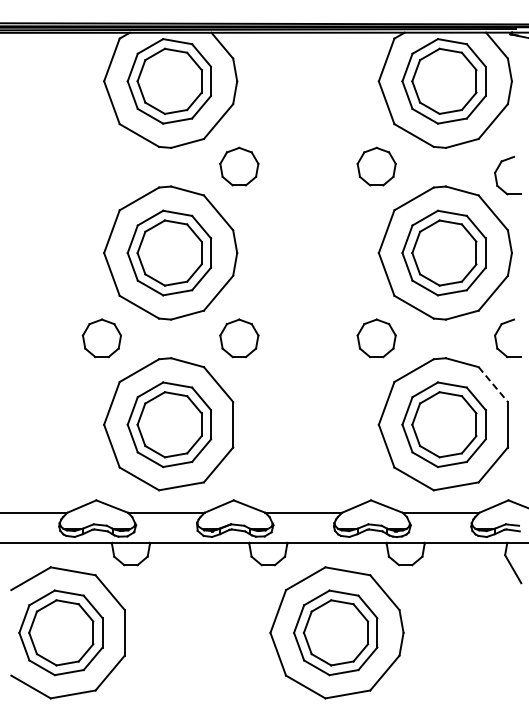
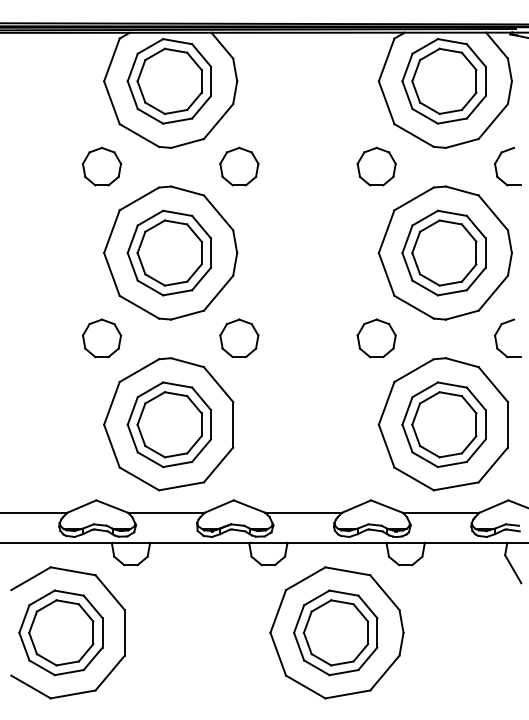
part: none -> present (101, 166)
part position: (497, 179) -> (497, 170) (497, 170)
line: dashed -> solid (493, 384)
